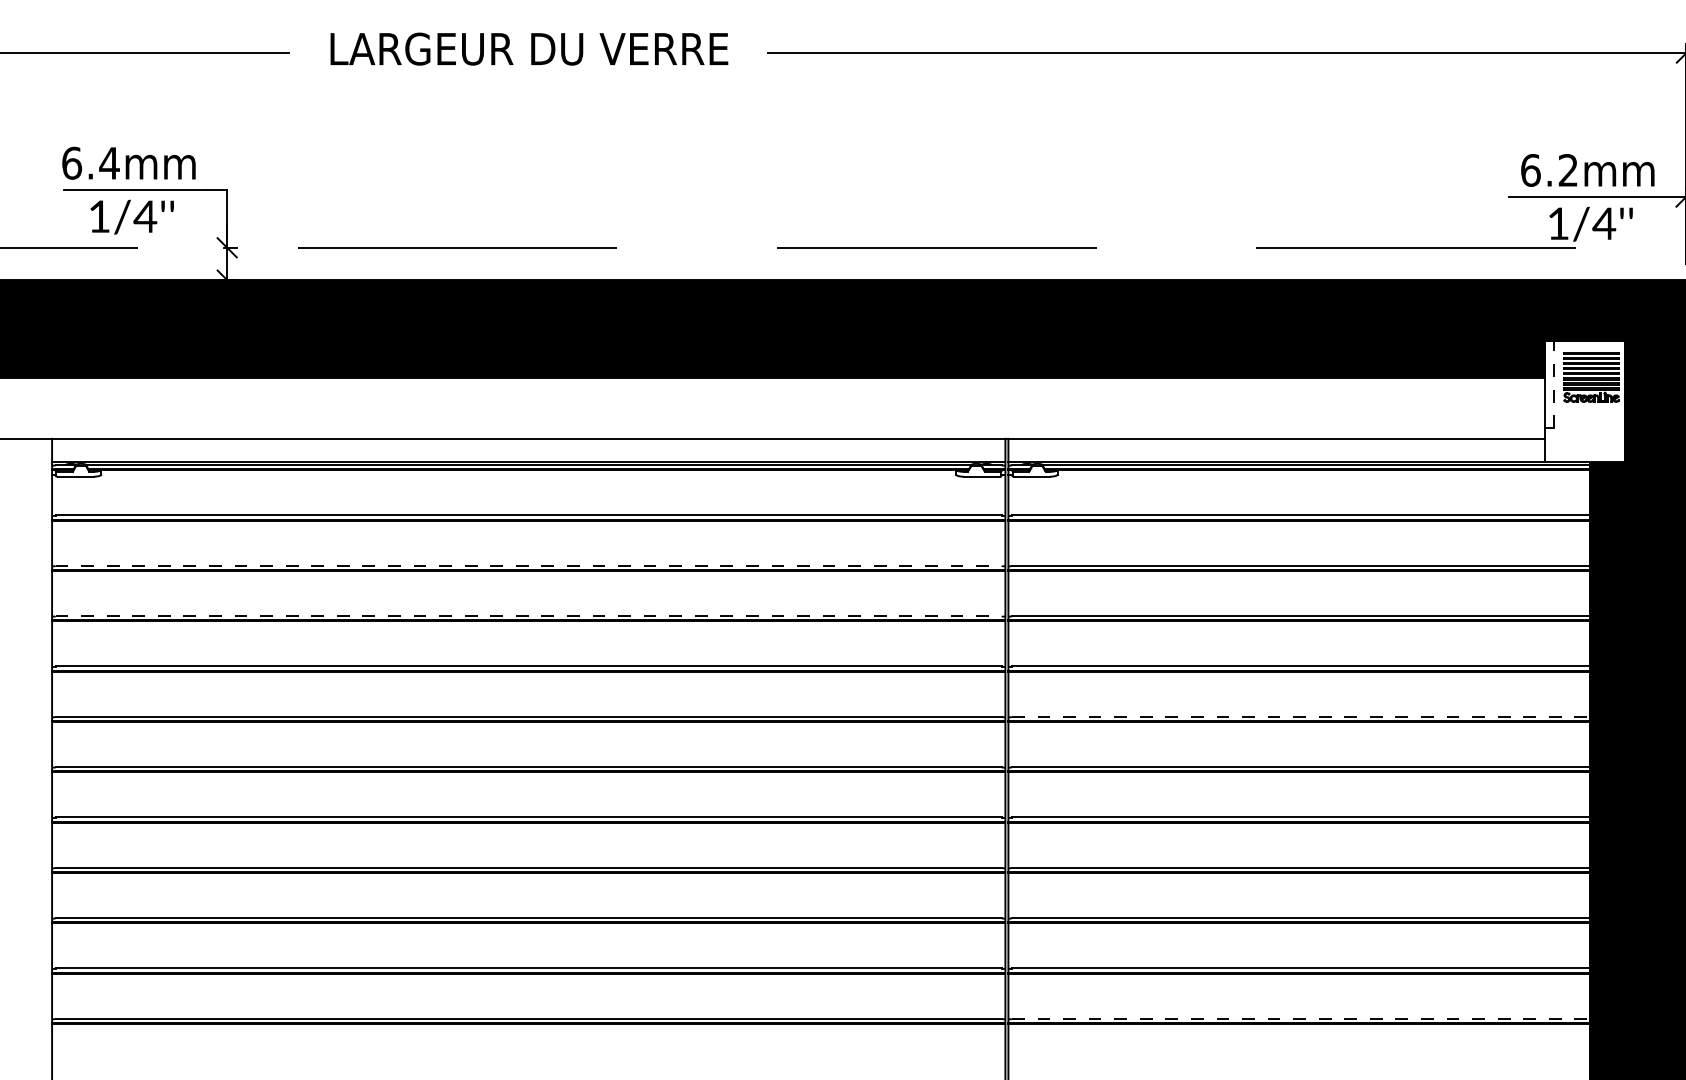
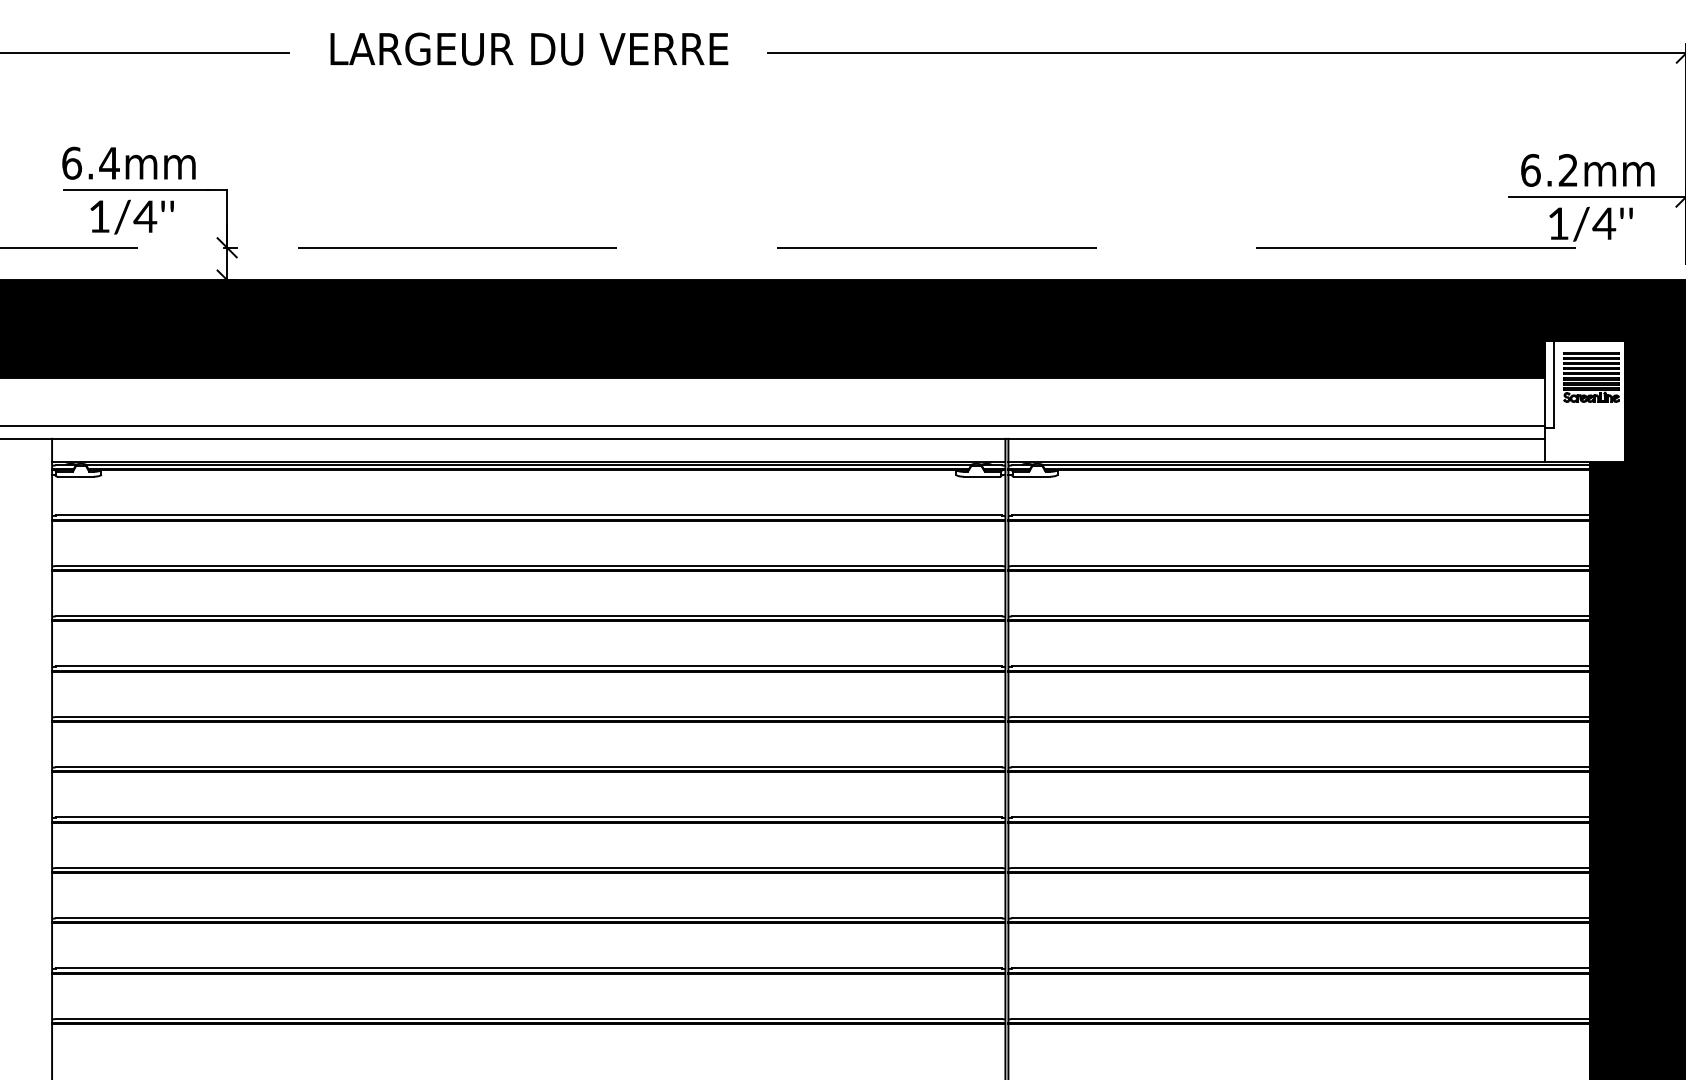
line: dashed -> solid (1554, 384)
line: none -> present (773, 425)
line: dashed -> solid (529, 565)
line: dashed -> solid (529, 615)
line: dashed -> solid (1301, 716)
line: dashed -> solid (1301, 1018)
